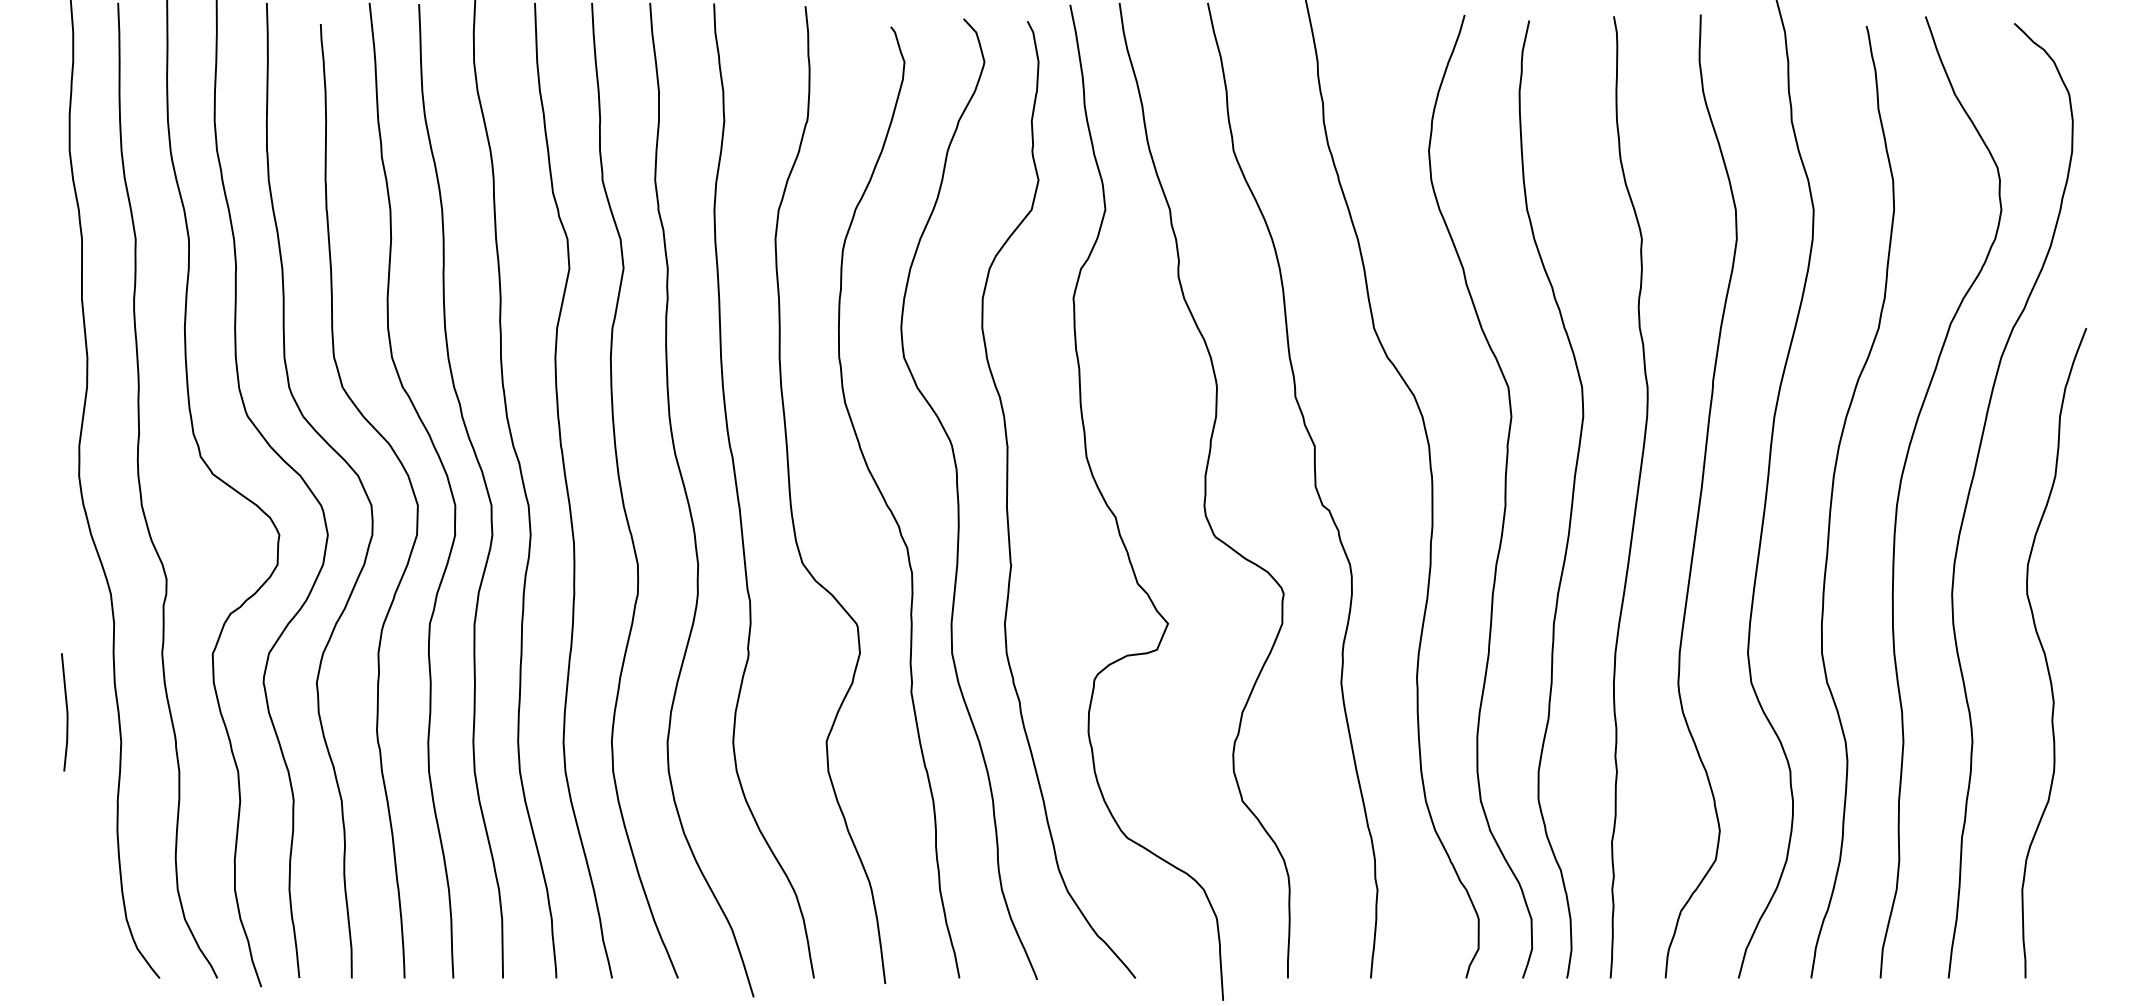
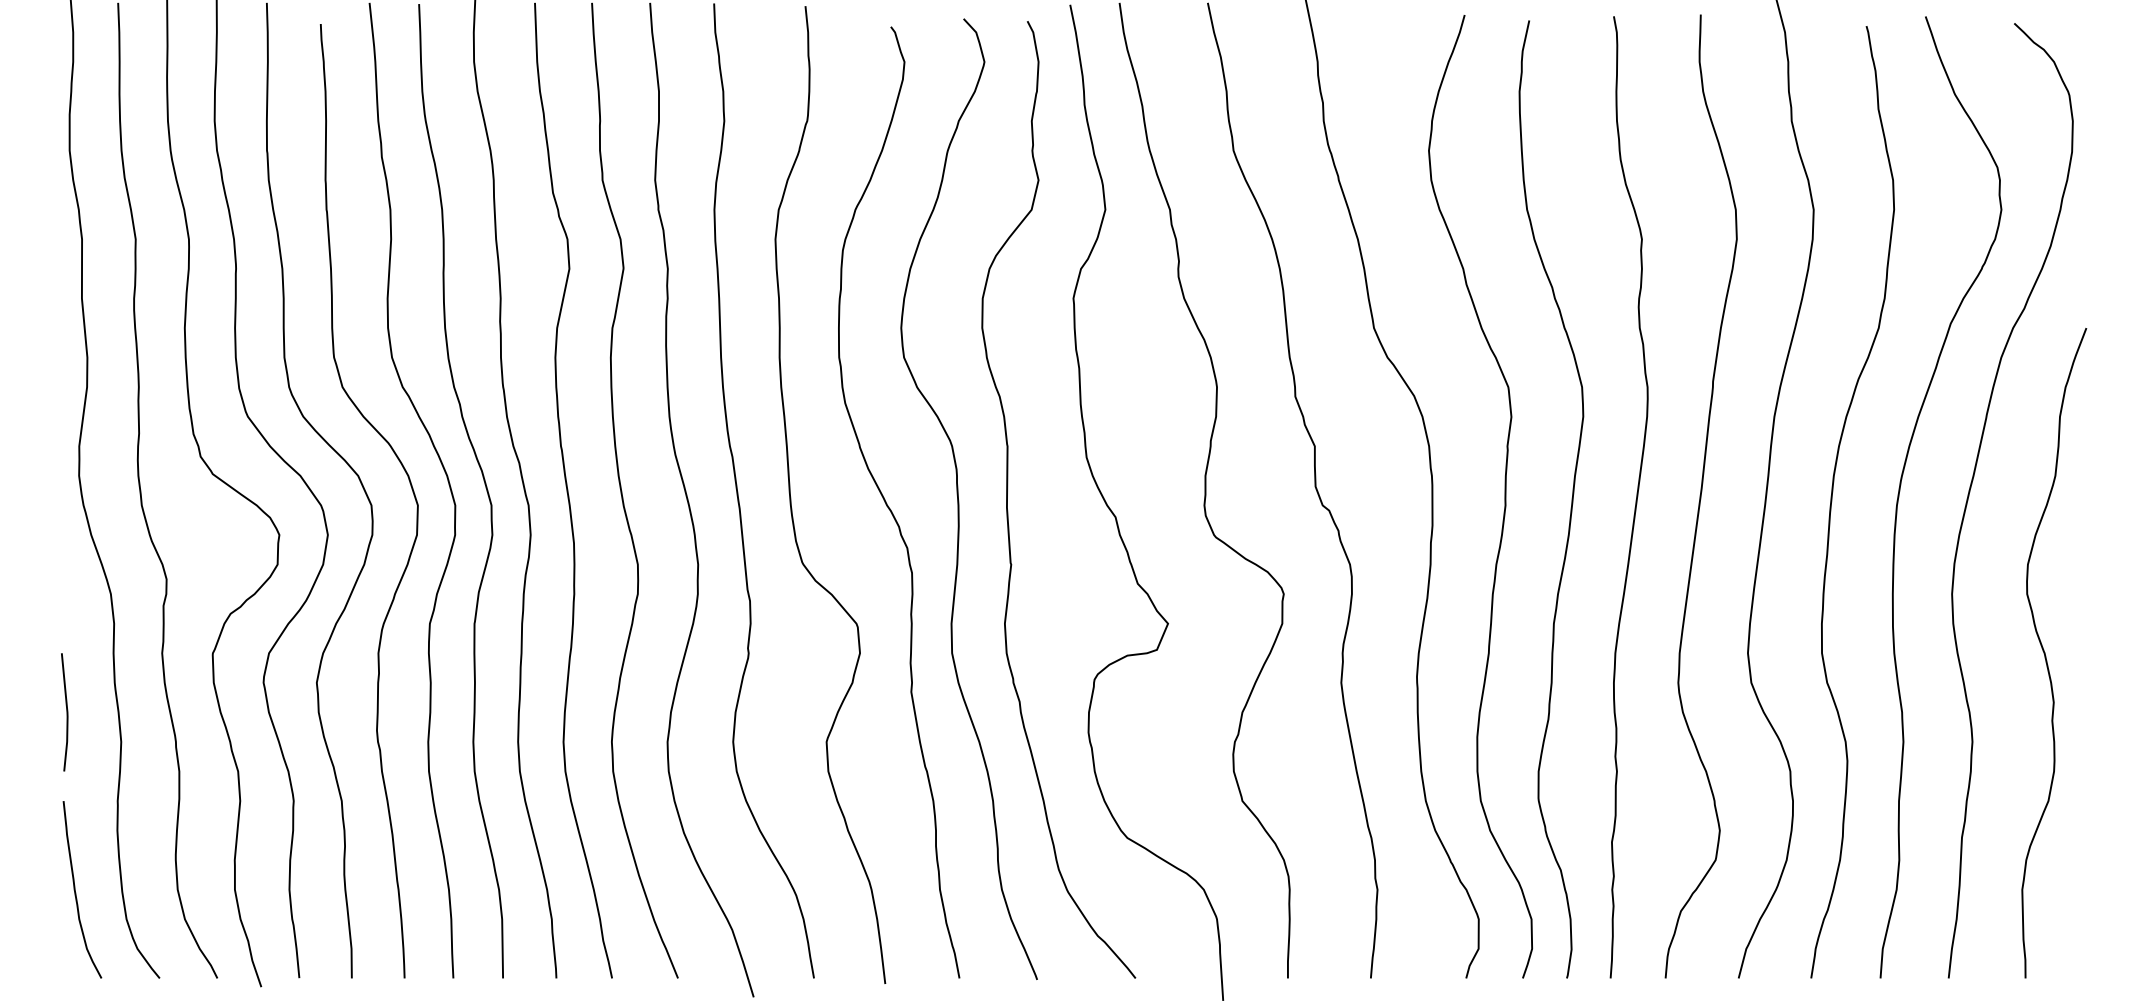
curve: none -> present (76, 892)
